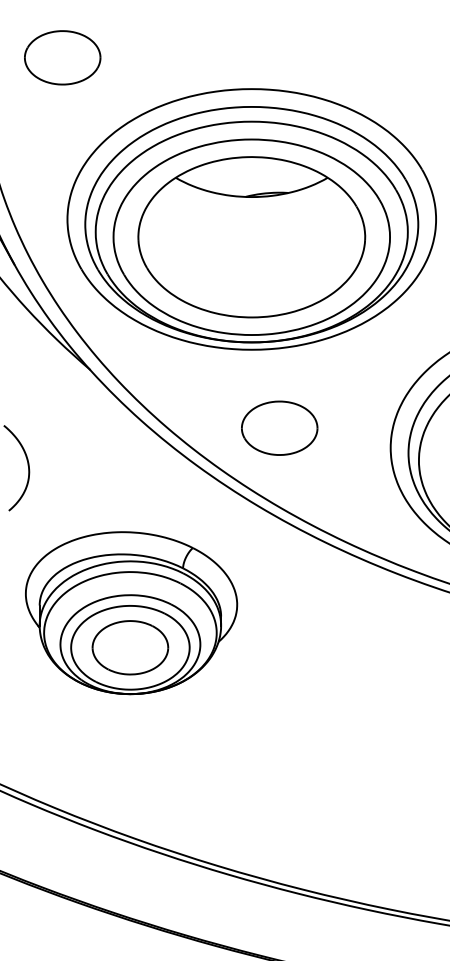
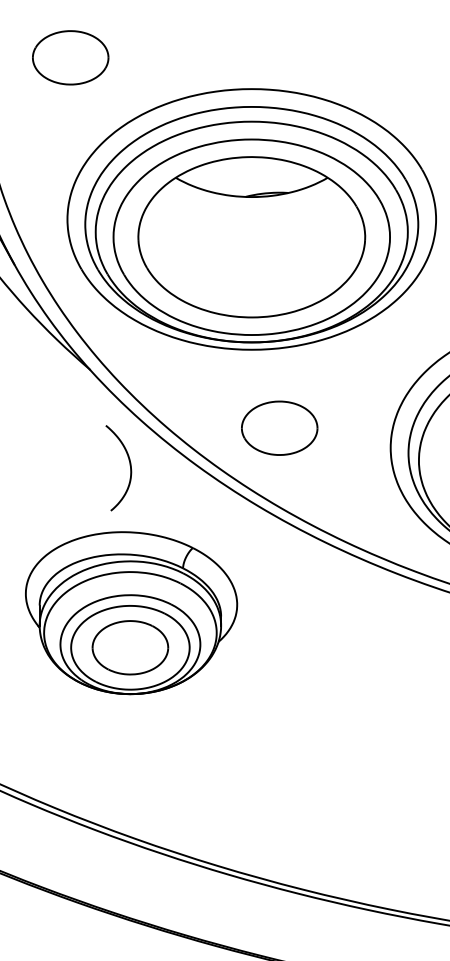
part position: (62, 57) -> (70, 57) (70, 57)
curve position: (27, 465) -> (129, 465) (129, 465)
